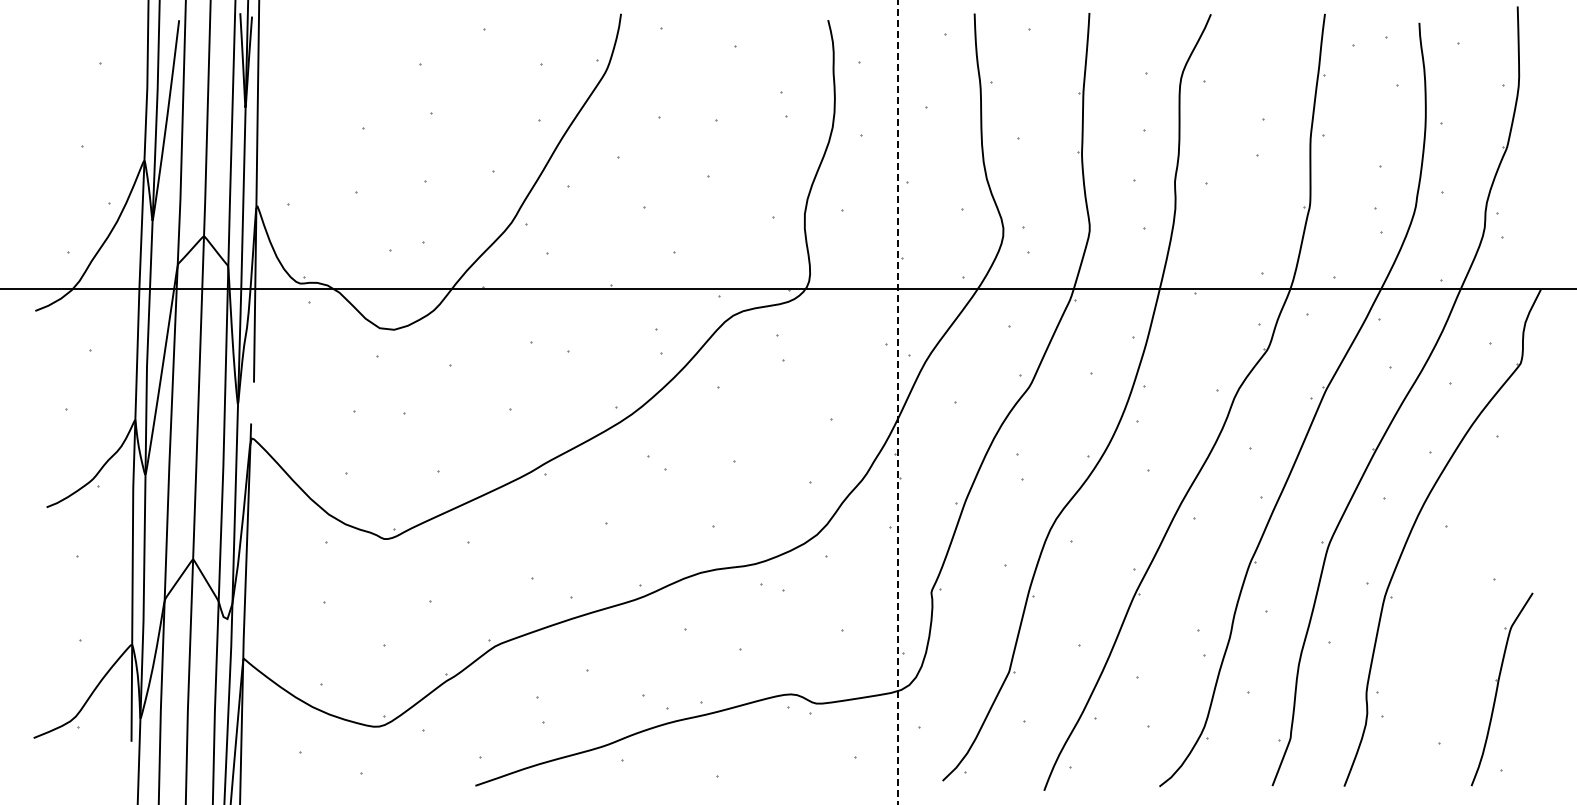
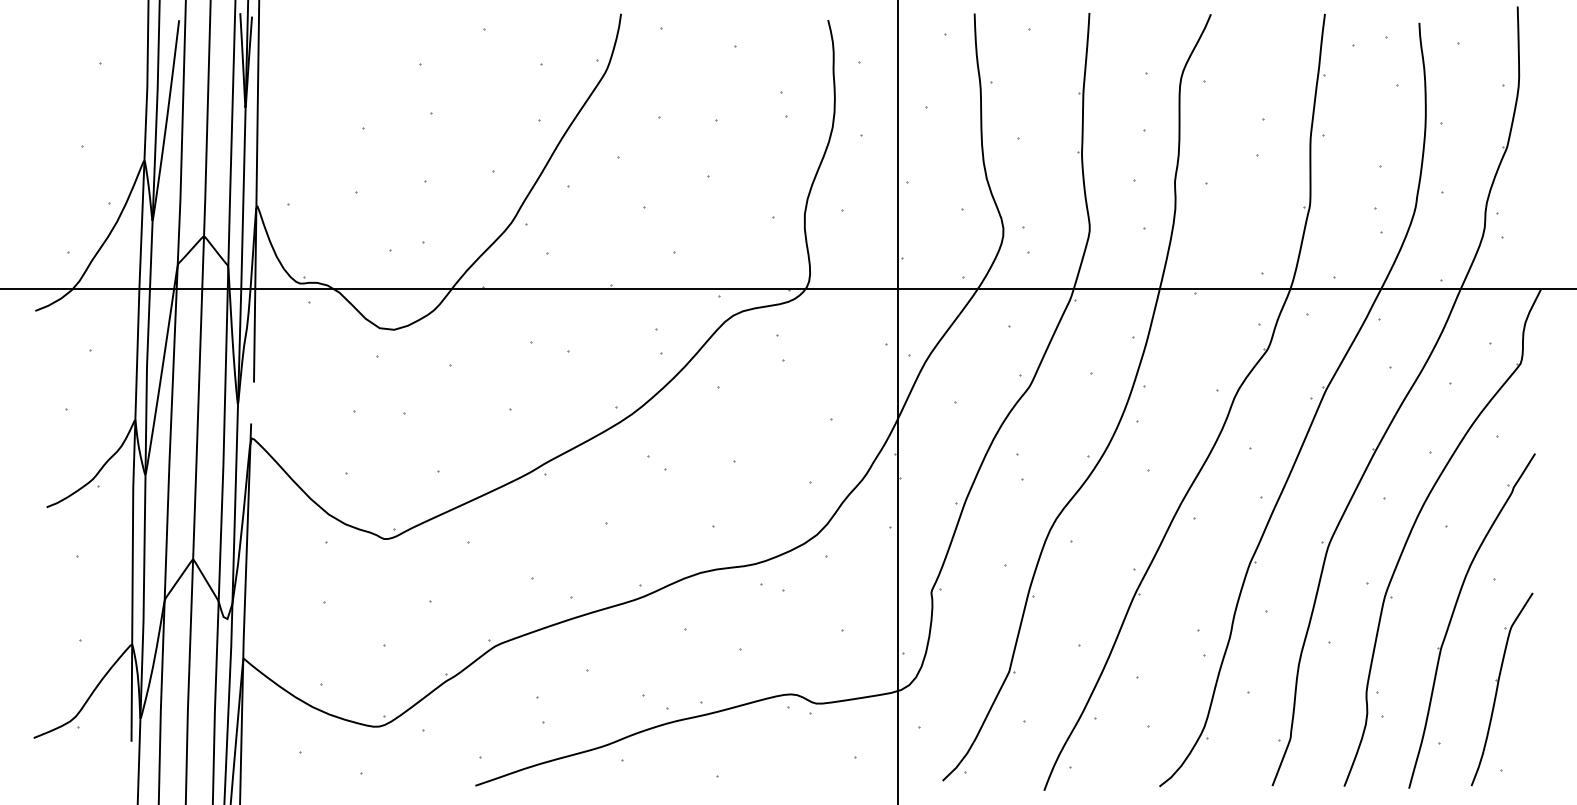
line: dashed -> solid (898, 402)
part: none -> present (1453, 615)
